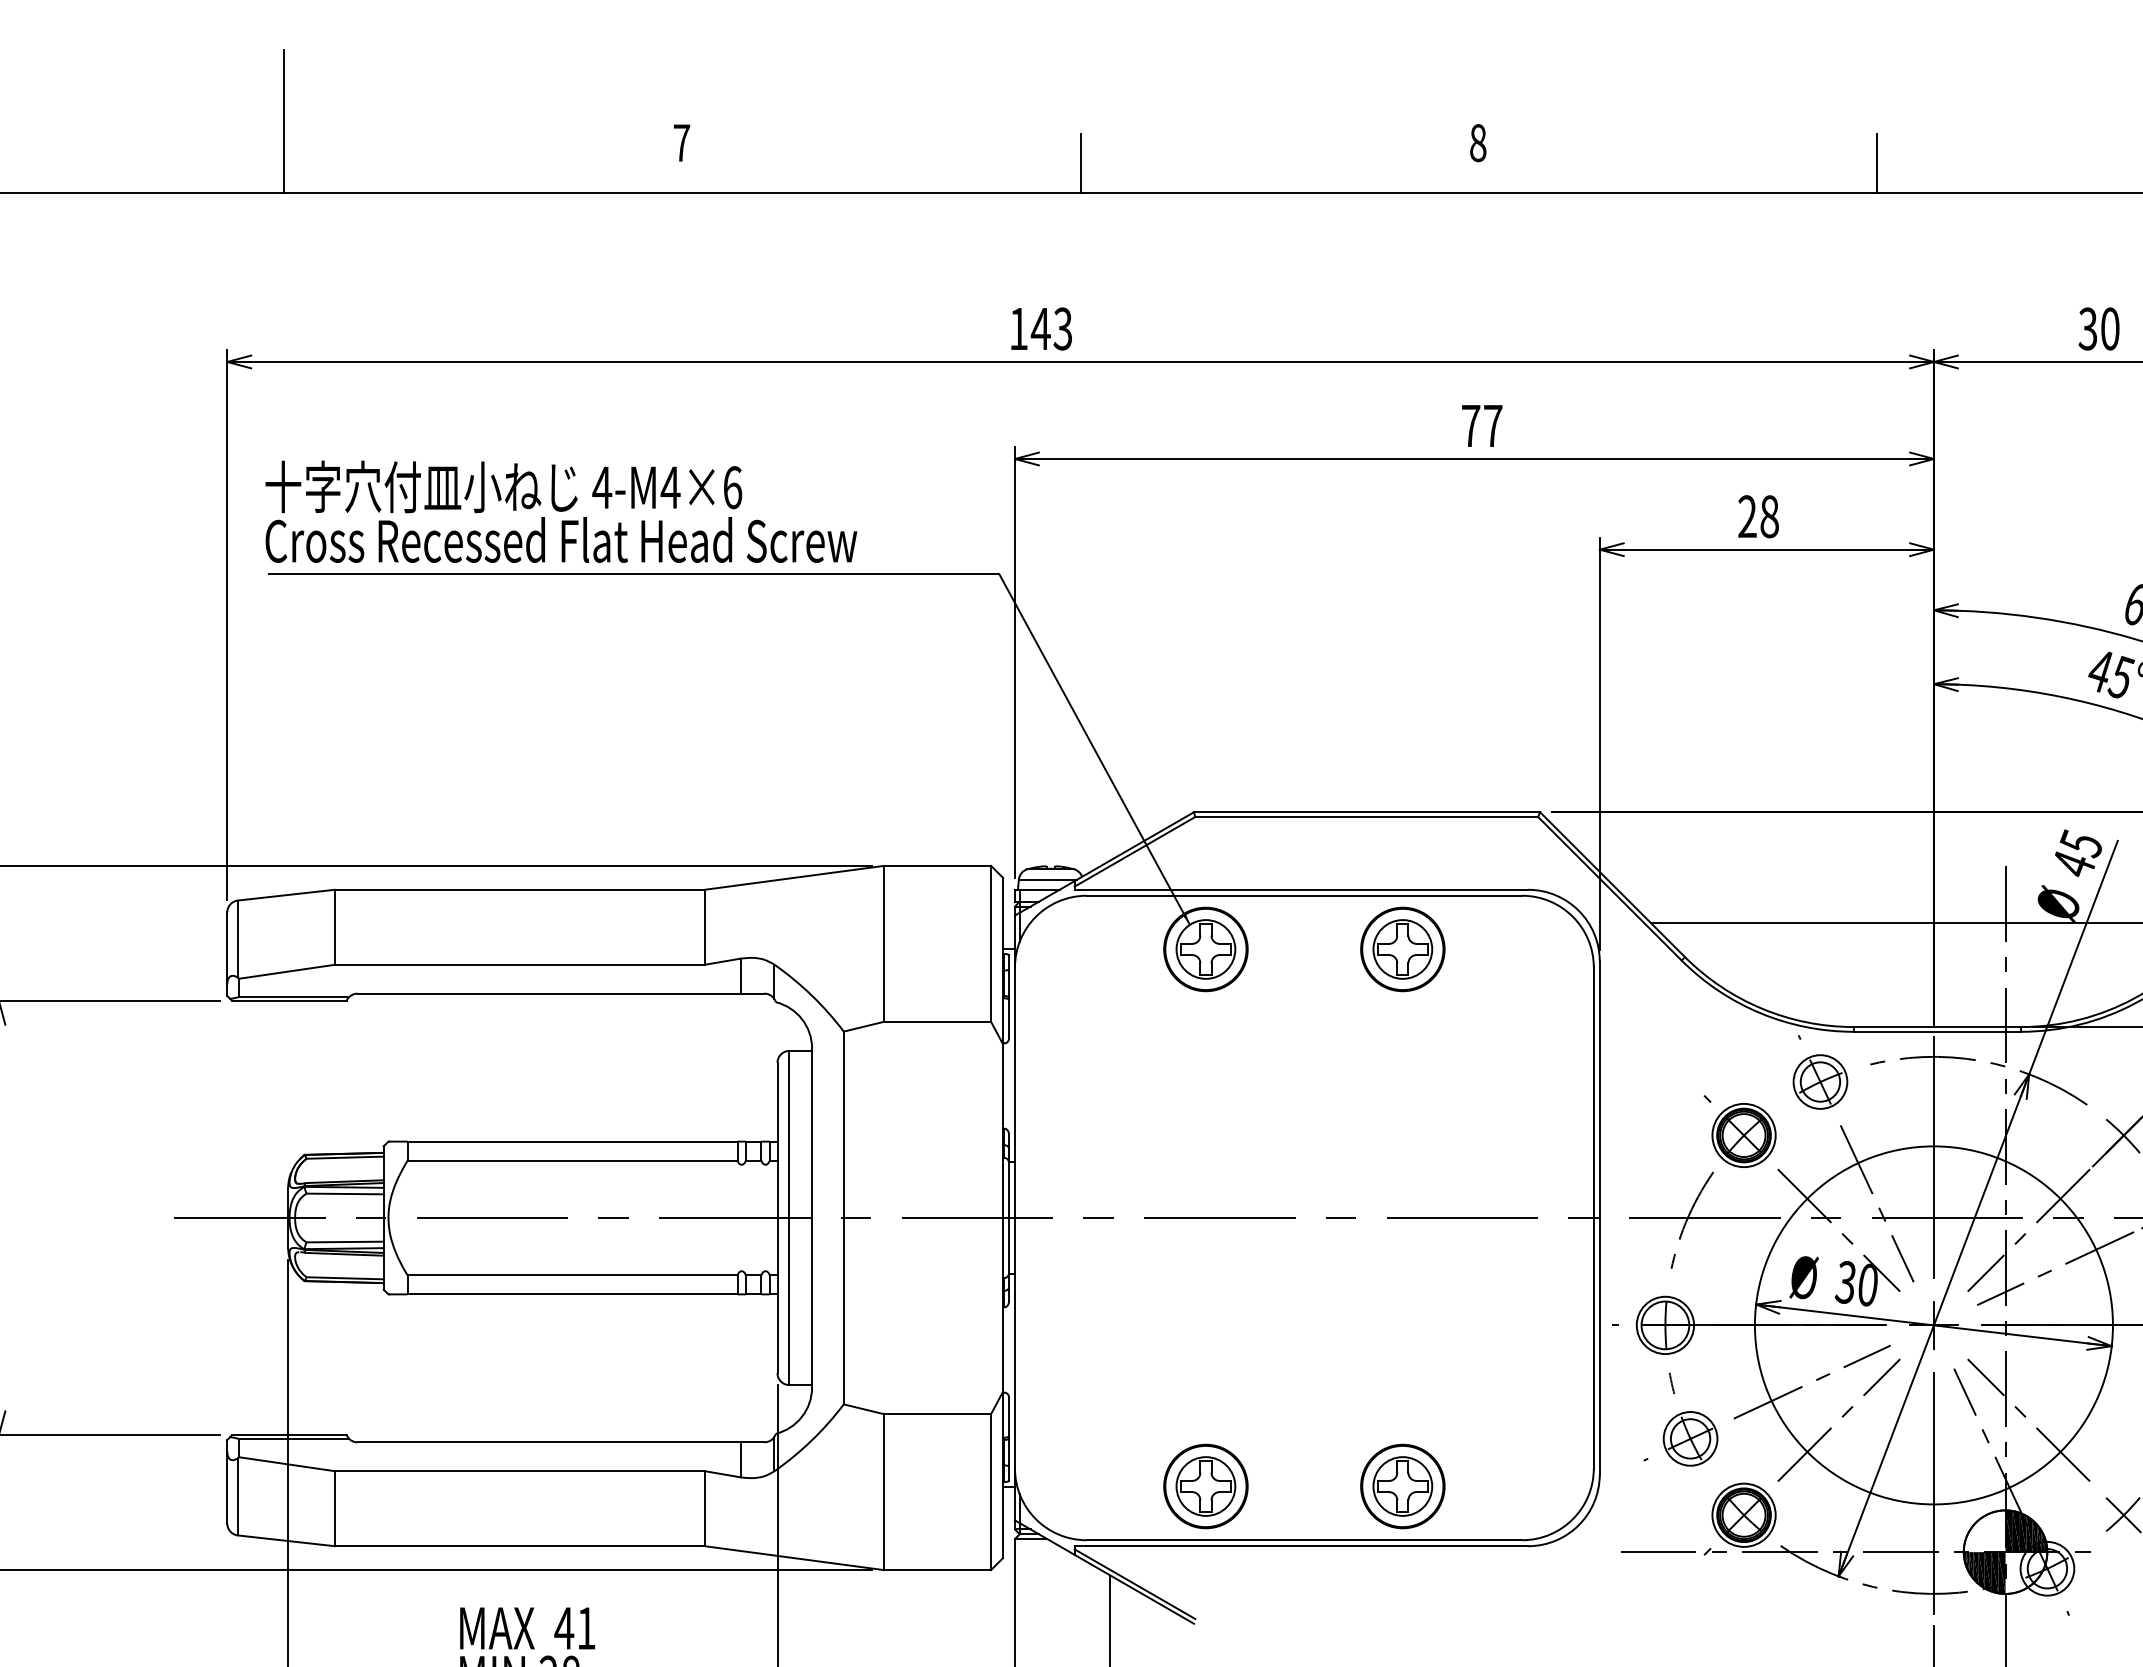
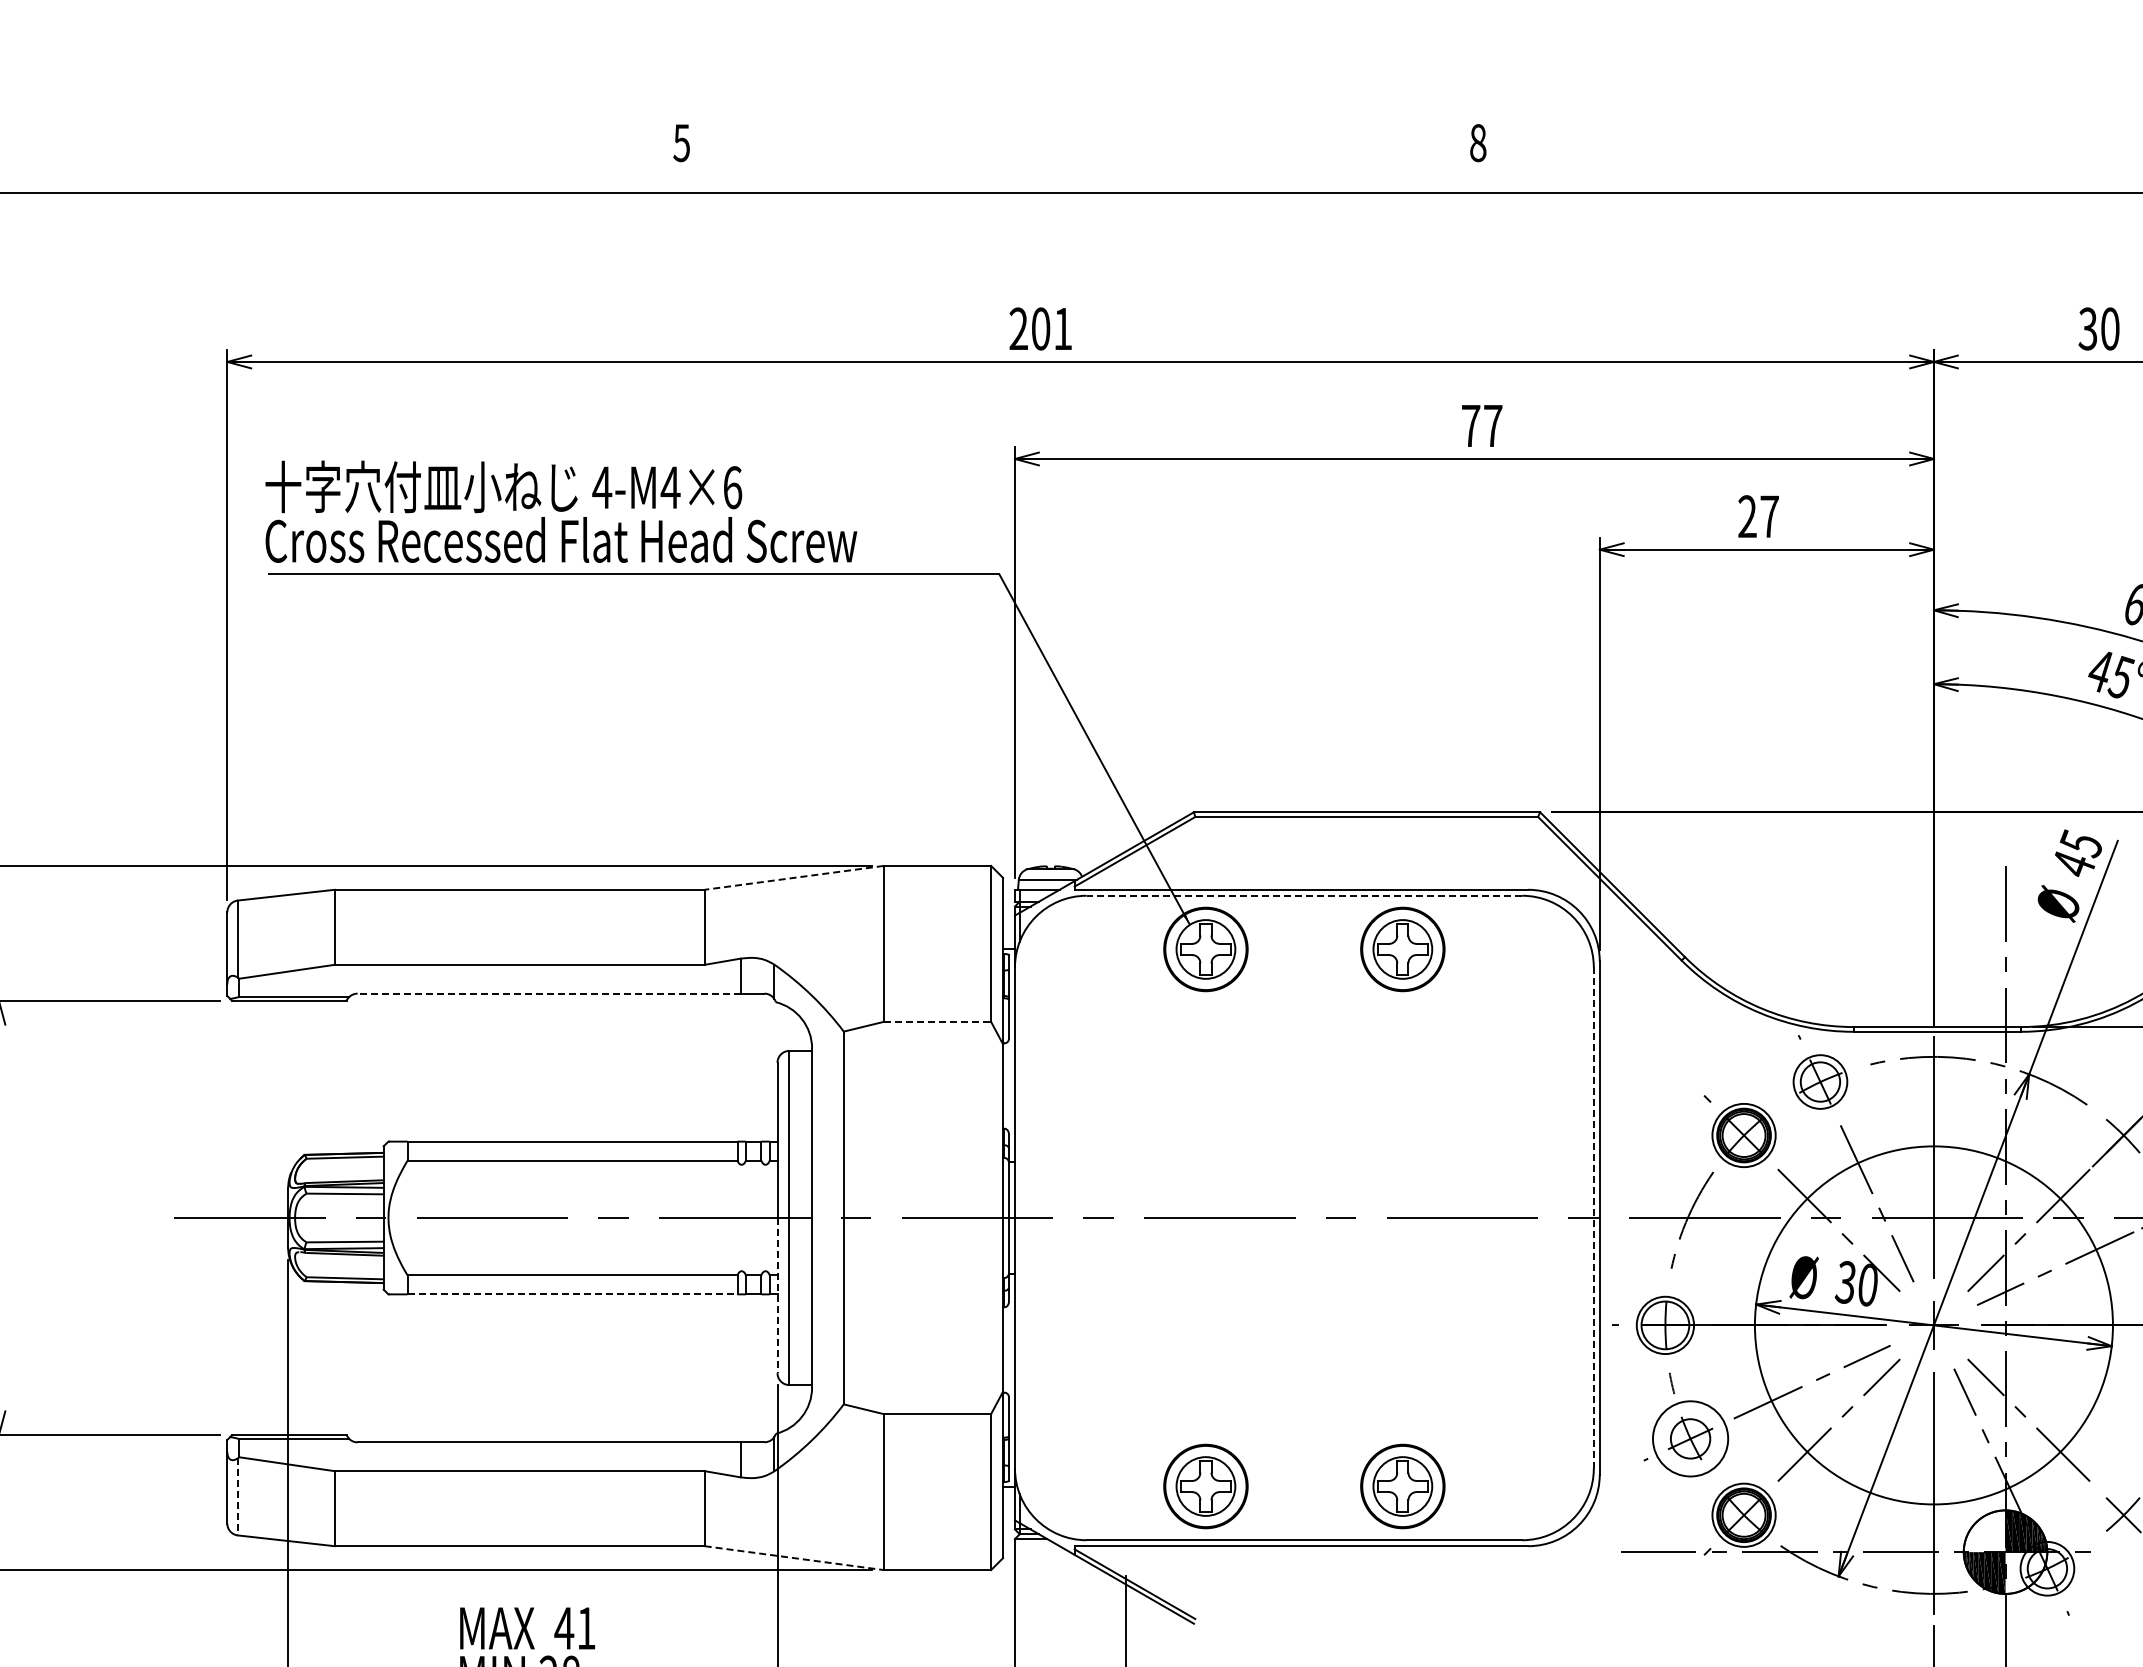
line: present -> none (283, 121)
text: 7 -> 5 (681, 143)
line: present -> none (1080, 163)
line: present -> none (1877, 163)
text: 143 -> 201 (1040, 328)
text: 28 -> 27 (1769, 516)
line: solid -> dashed (793, 877)
line: solid -> dashed (1304, 895)
line: present -> none (1894, 922)
line: solid -> dashed (548, 993)
line: solid -> dashed (937, 1021)
line: solid -> dashed (1593, 1218)
line: solid -> dashed (573, 1294)
line: solid -> dashed (777, 1295)
circle diameter: 54 px -> 75 px (1690, 1438)
line: solid -> dashed (237, 1496)
line: solid -> dashed (794, 1558)
line position: (1110, 1619) -> (1126, 1619) (1126, 1619)
